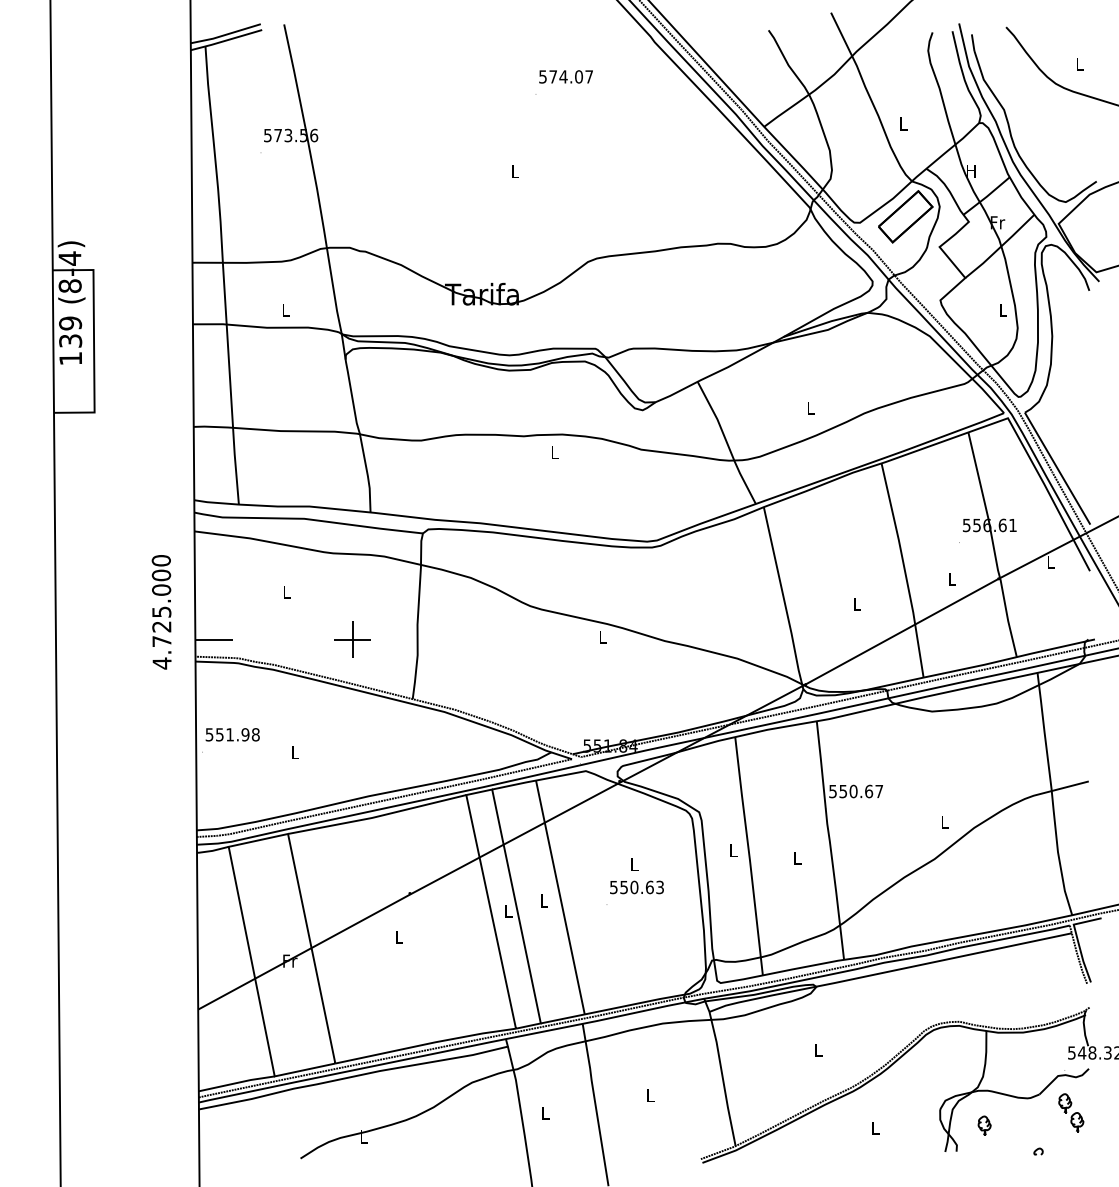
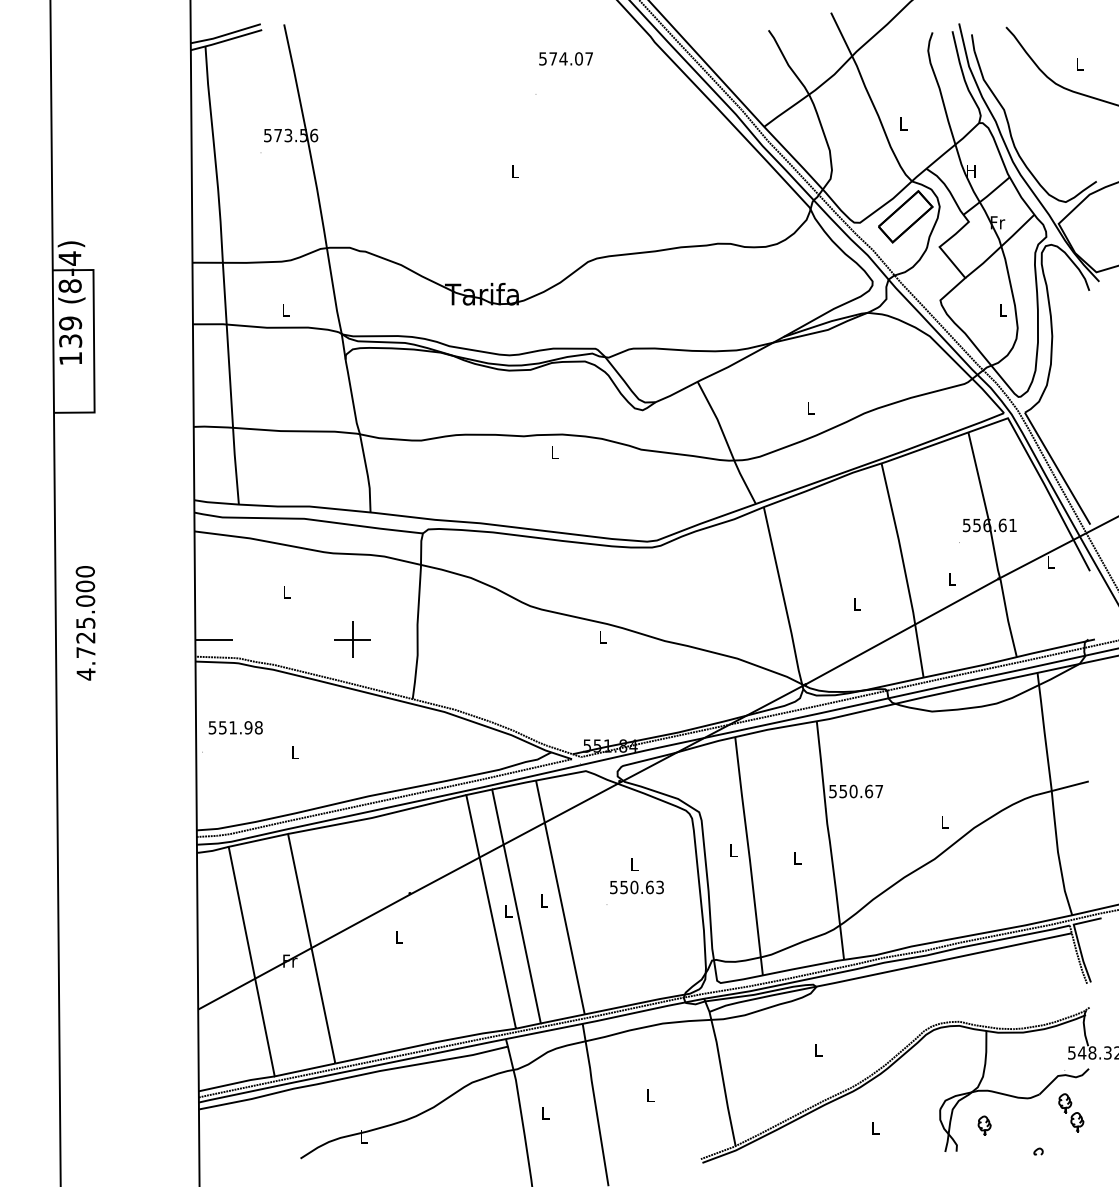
text position: (565, 76) -> (565, 58) (565, 58)
text position: (161, 612) -> (85, 623) (85, 623)
text position: (232, 734) -> (235, 727) (235, 727)
